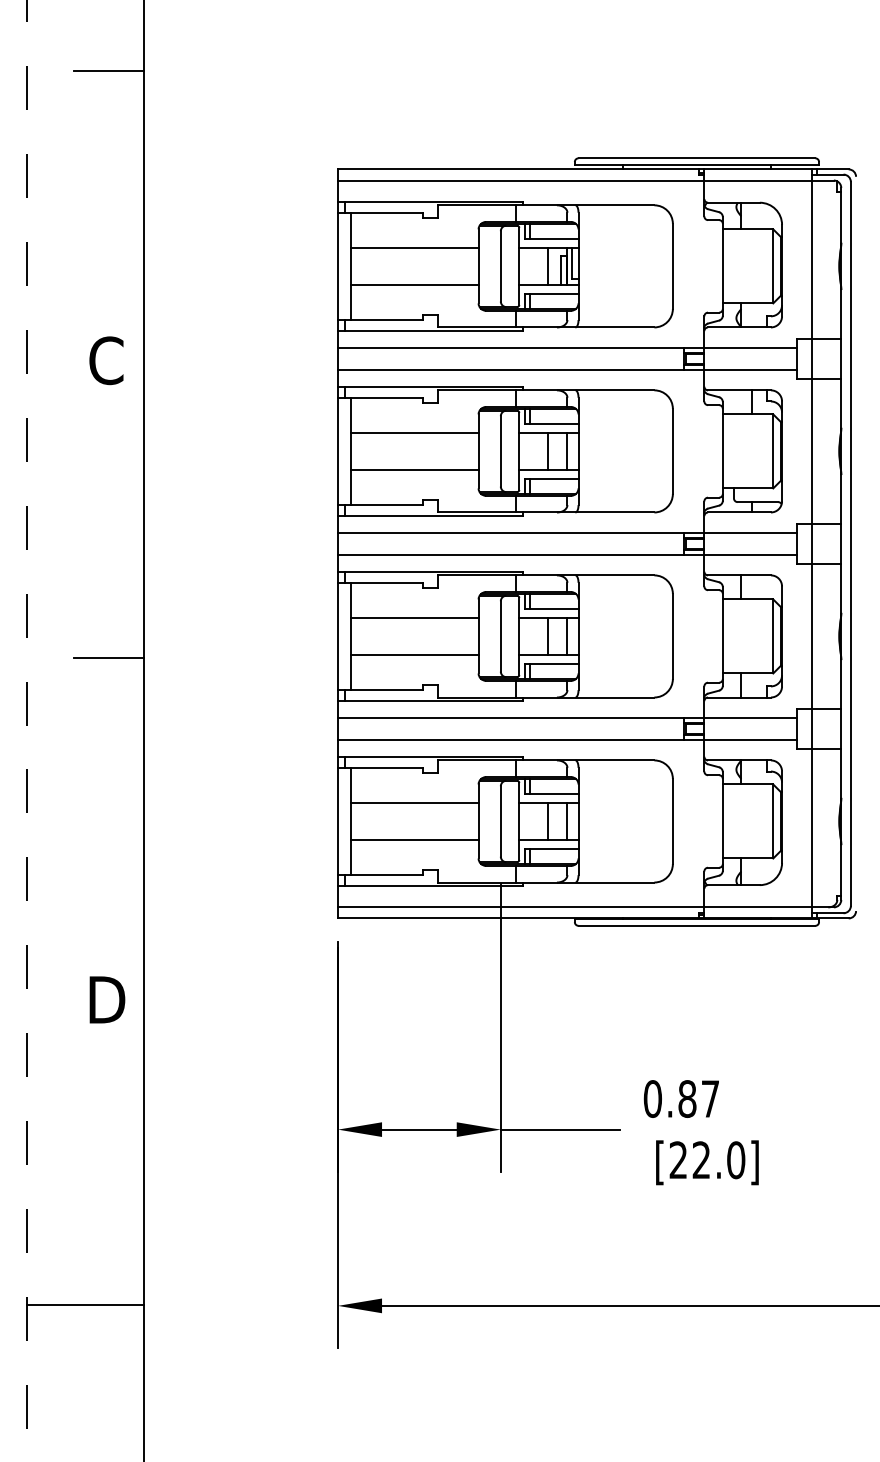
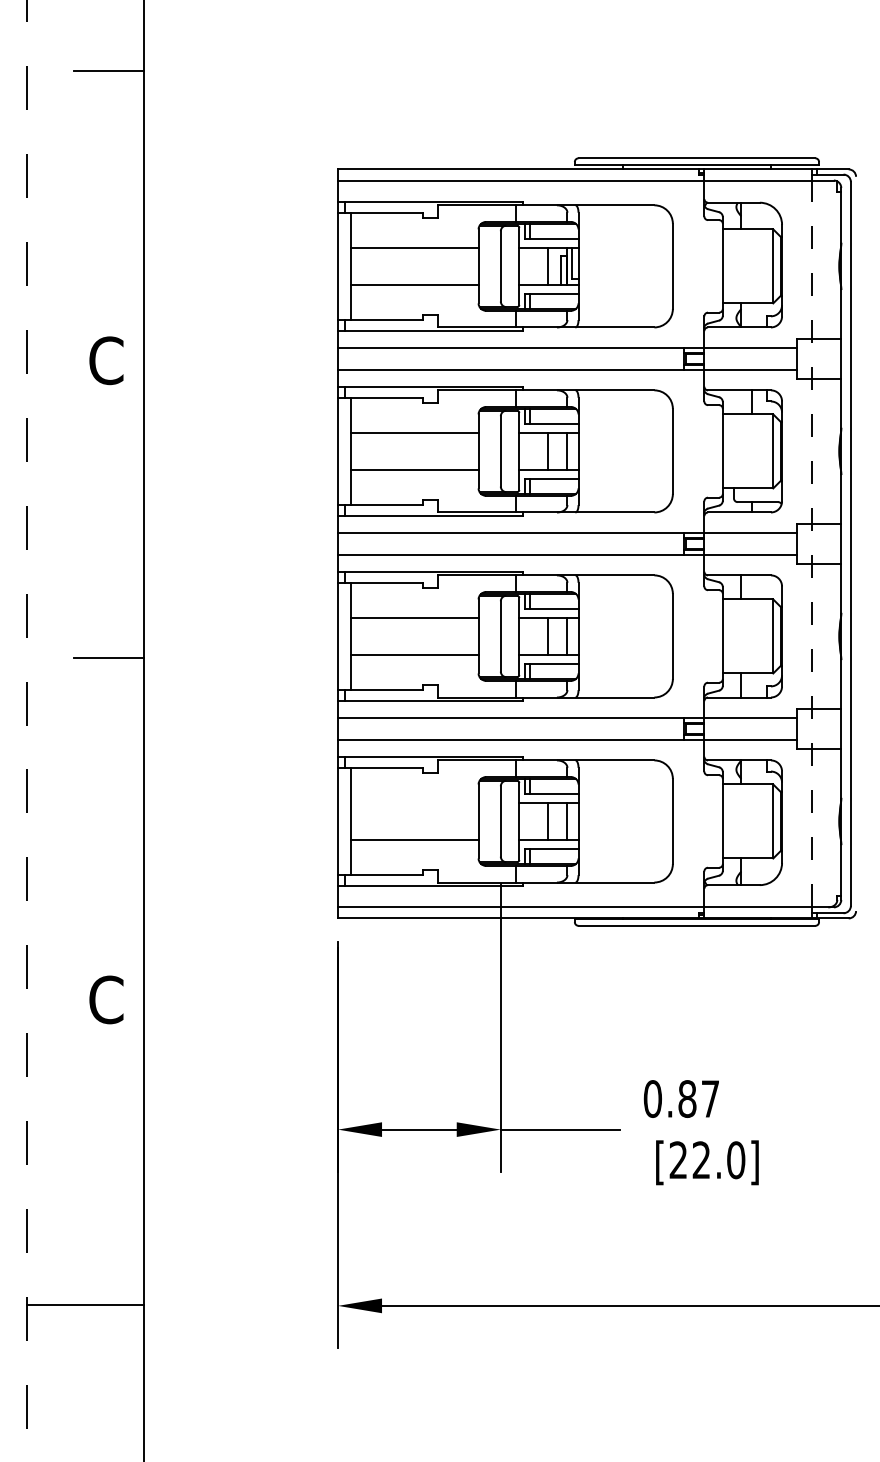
line: solid -> dashed (811, 543)
line: present -> none (414, 802)
text: D -> C (107, 999)
